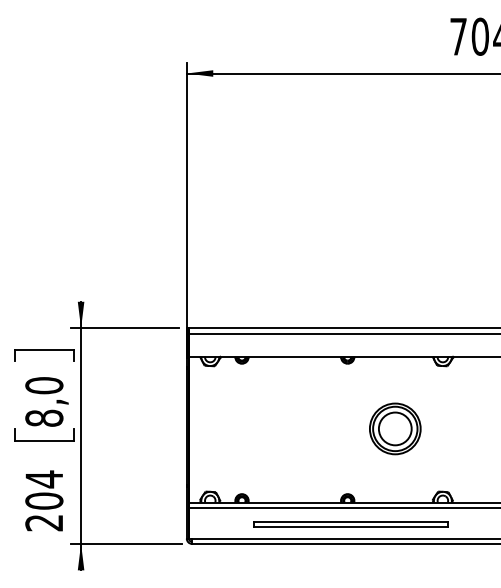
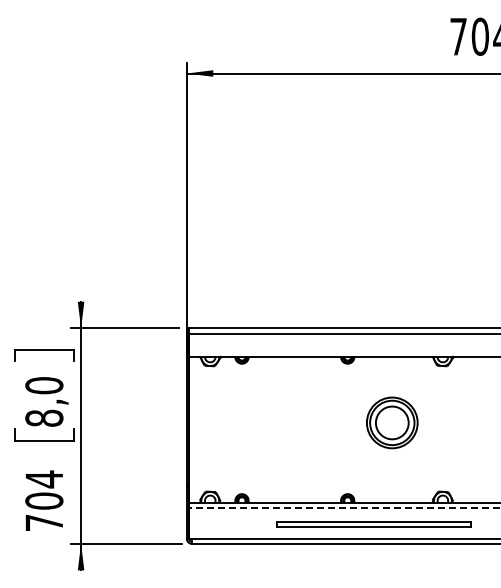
part position: (395, 428) -> (392, 422) (392, 422)
line: solid -> dashed (344, 507)
text: 204 -> 704 (43, 523)
part position: (350, 524) -> (373, 524) (373, 524)
